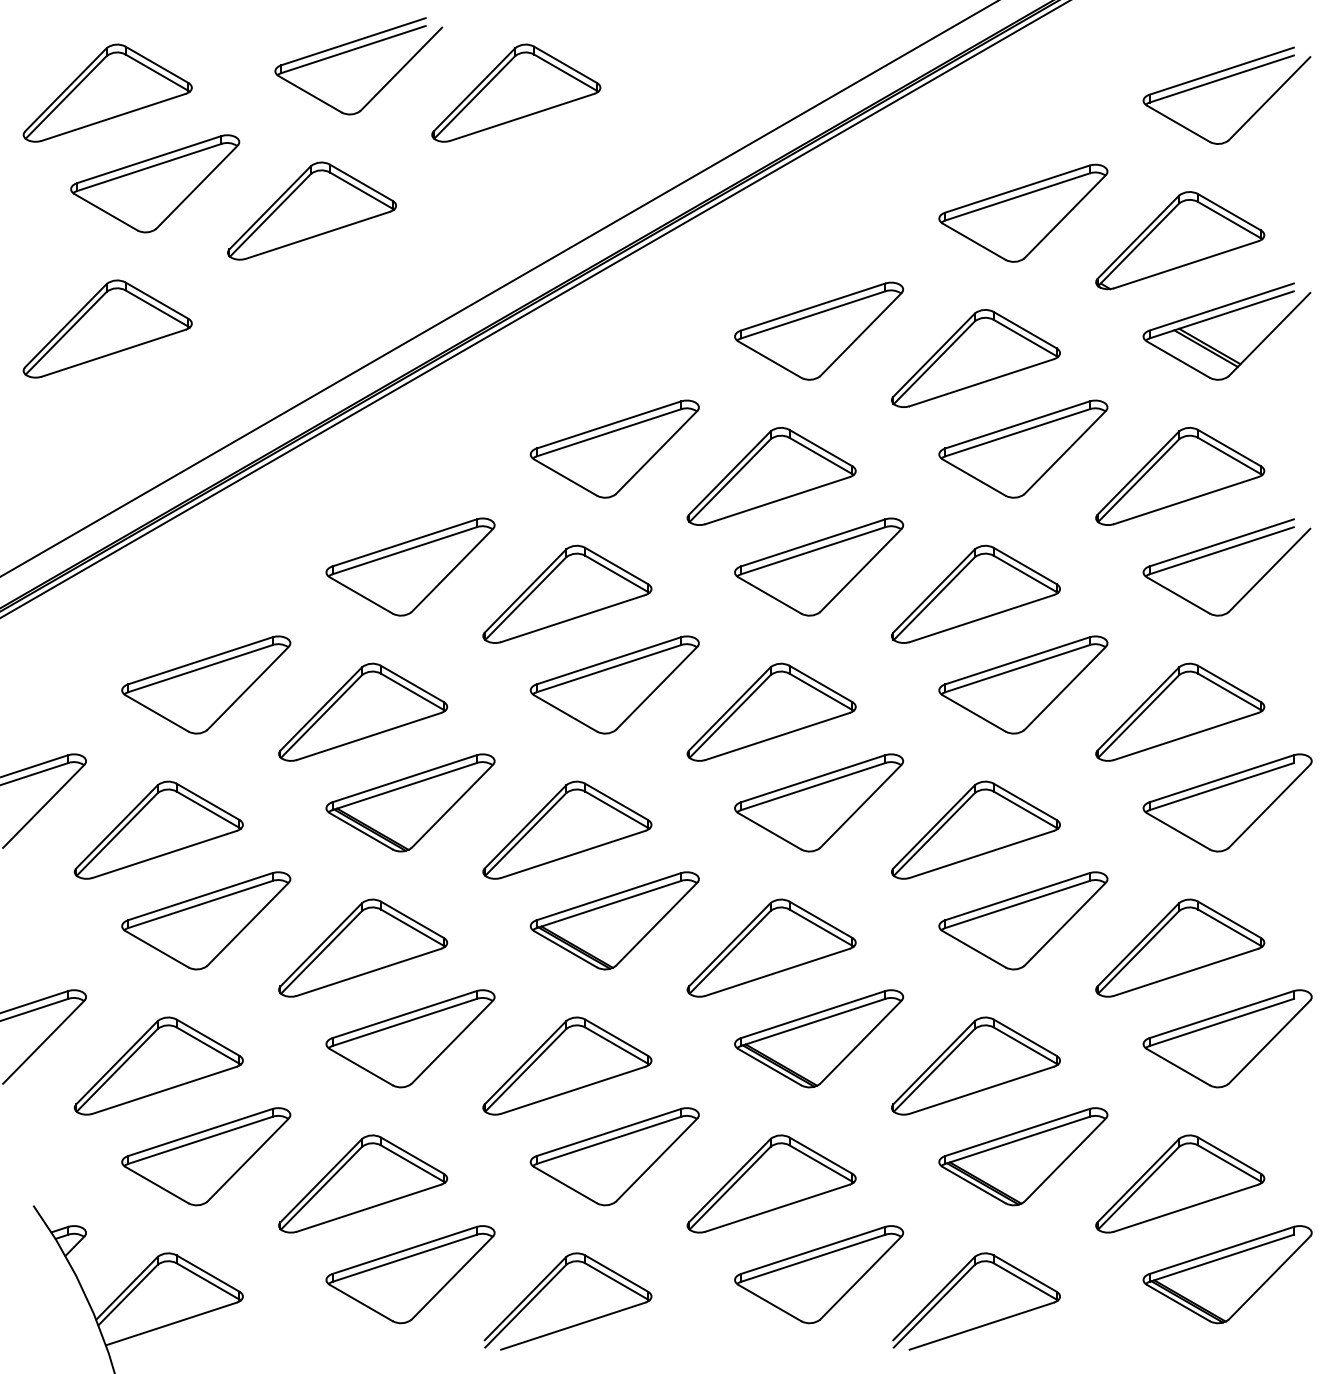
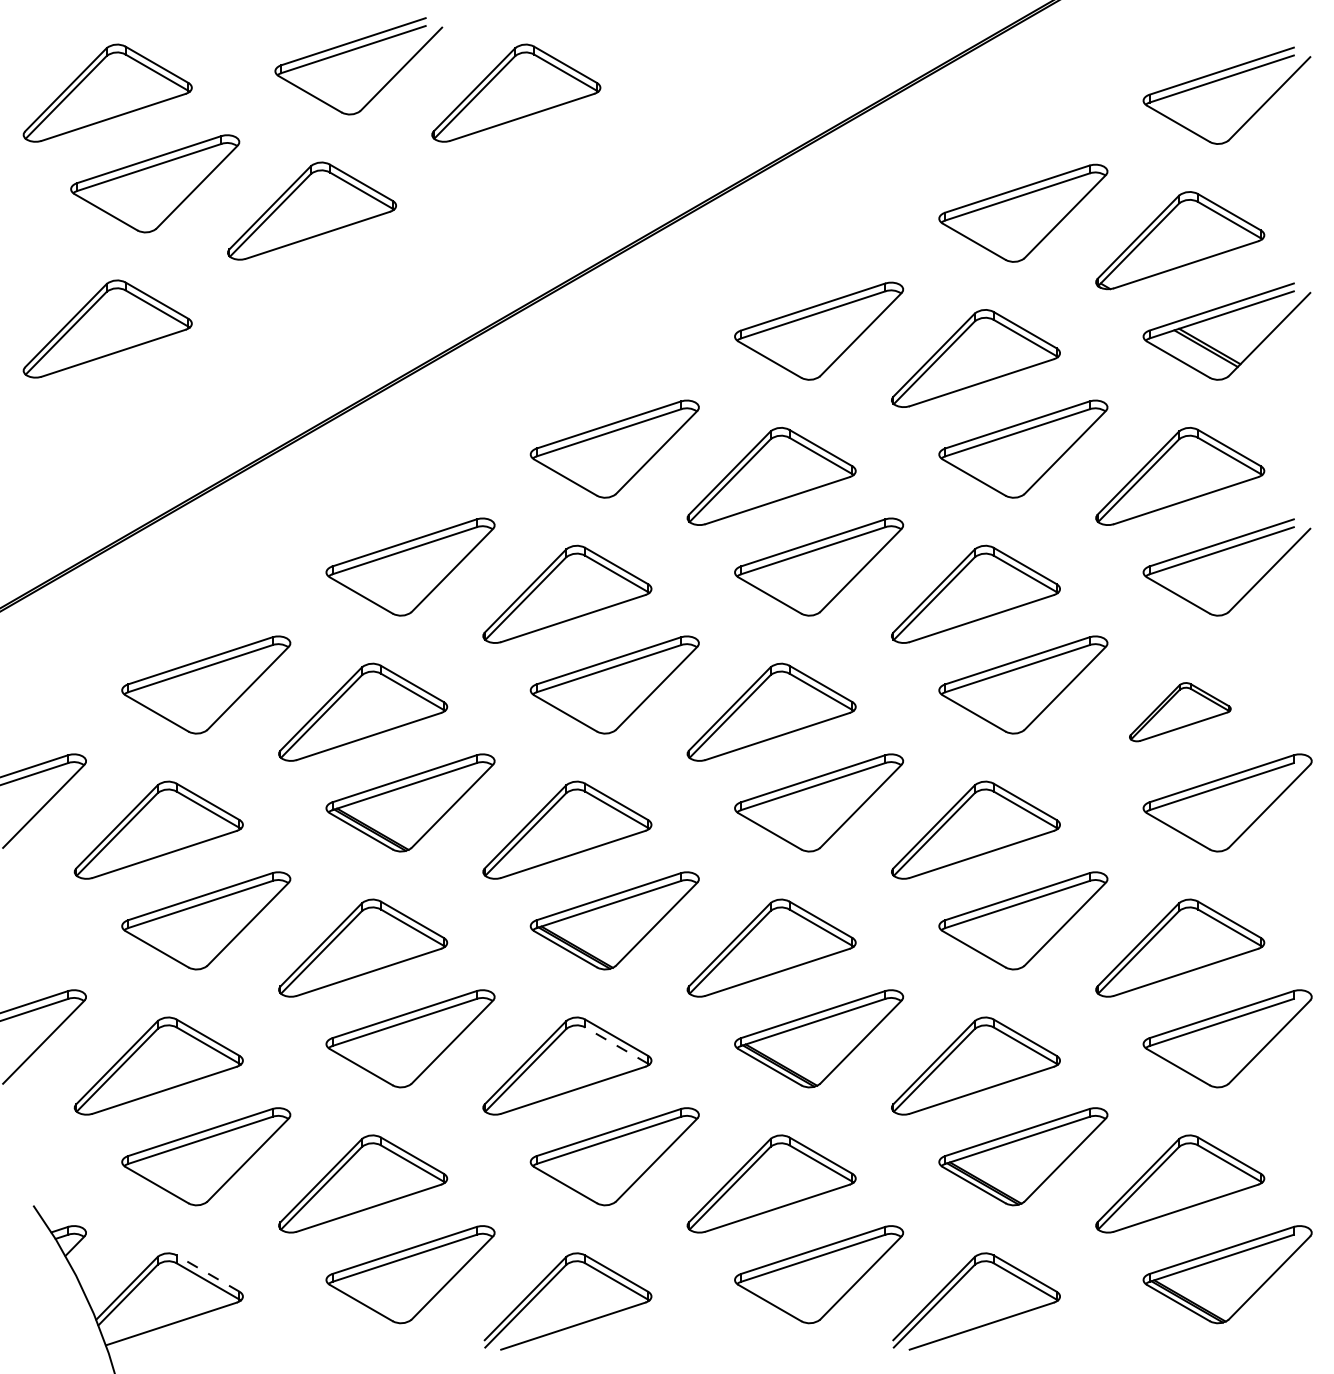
line: present -> none (498, 288)
line: present -> none (534, 309)
part size: 171x100 px -> 103x61 px (1180, 712)
line: solid -> dashed (616, 1045)
line: solid -> dashed (207, 1273)
